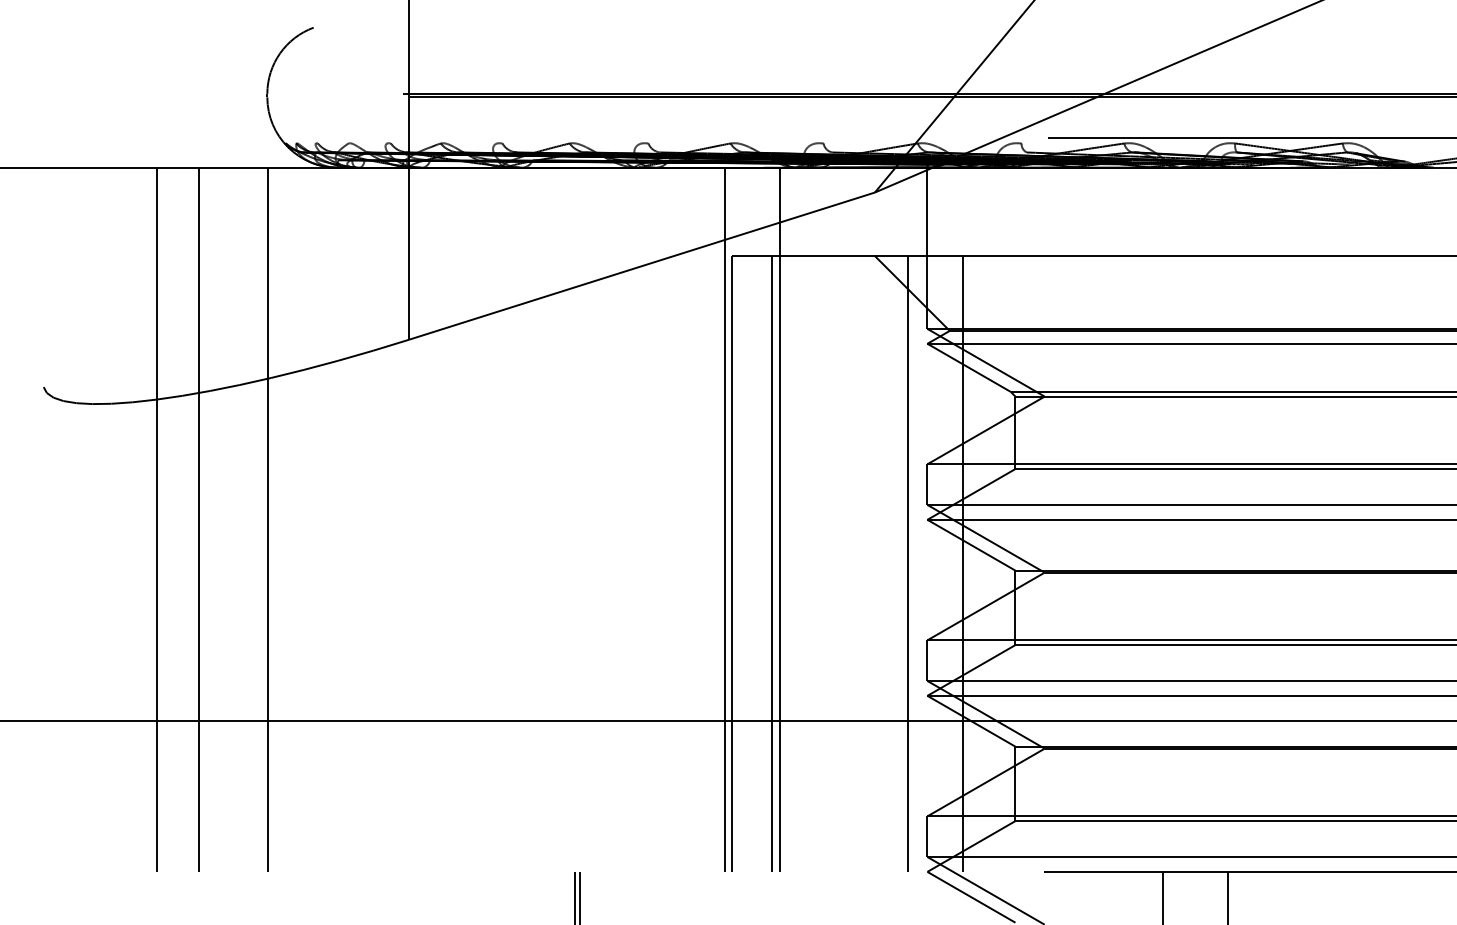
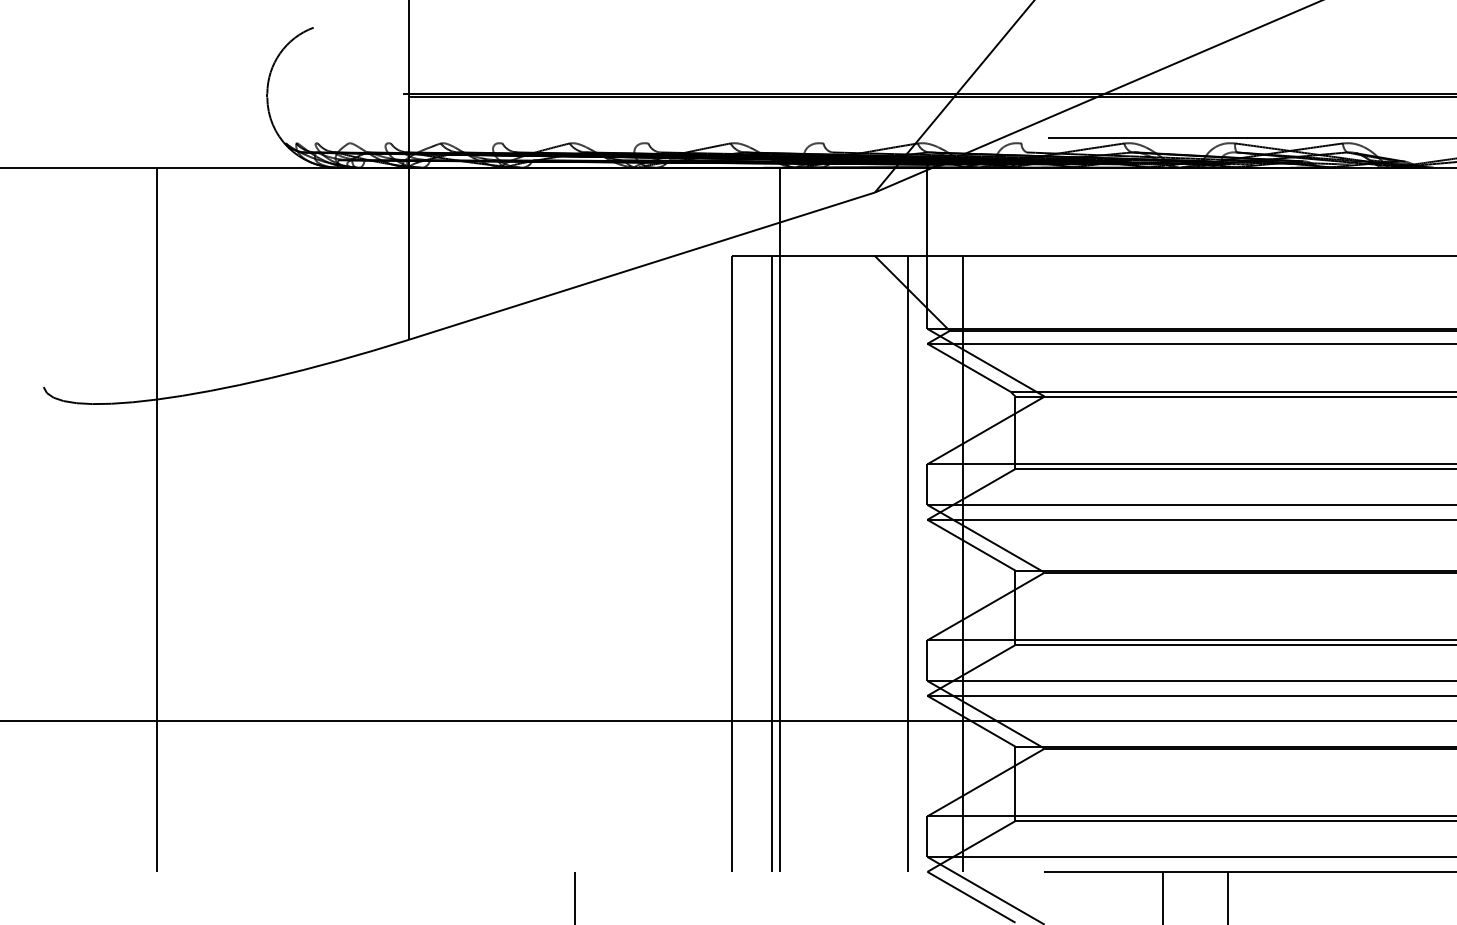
line: present -> none (198, 519)
line: present -> none (267, 519)
line: present -> none (724, 519)
line: present -> none (579, 896)
